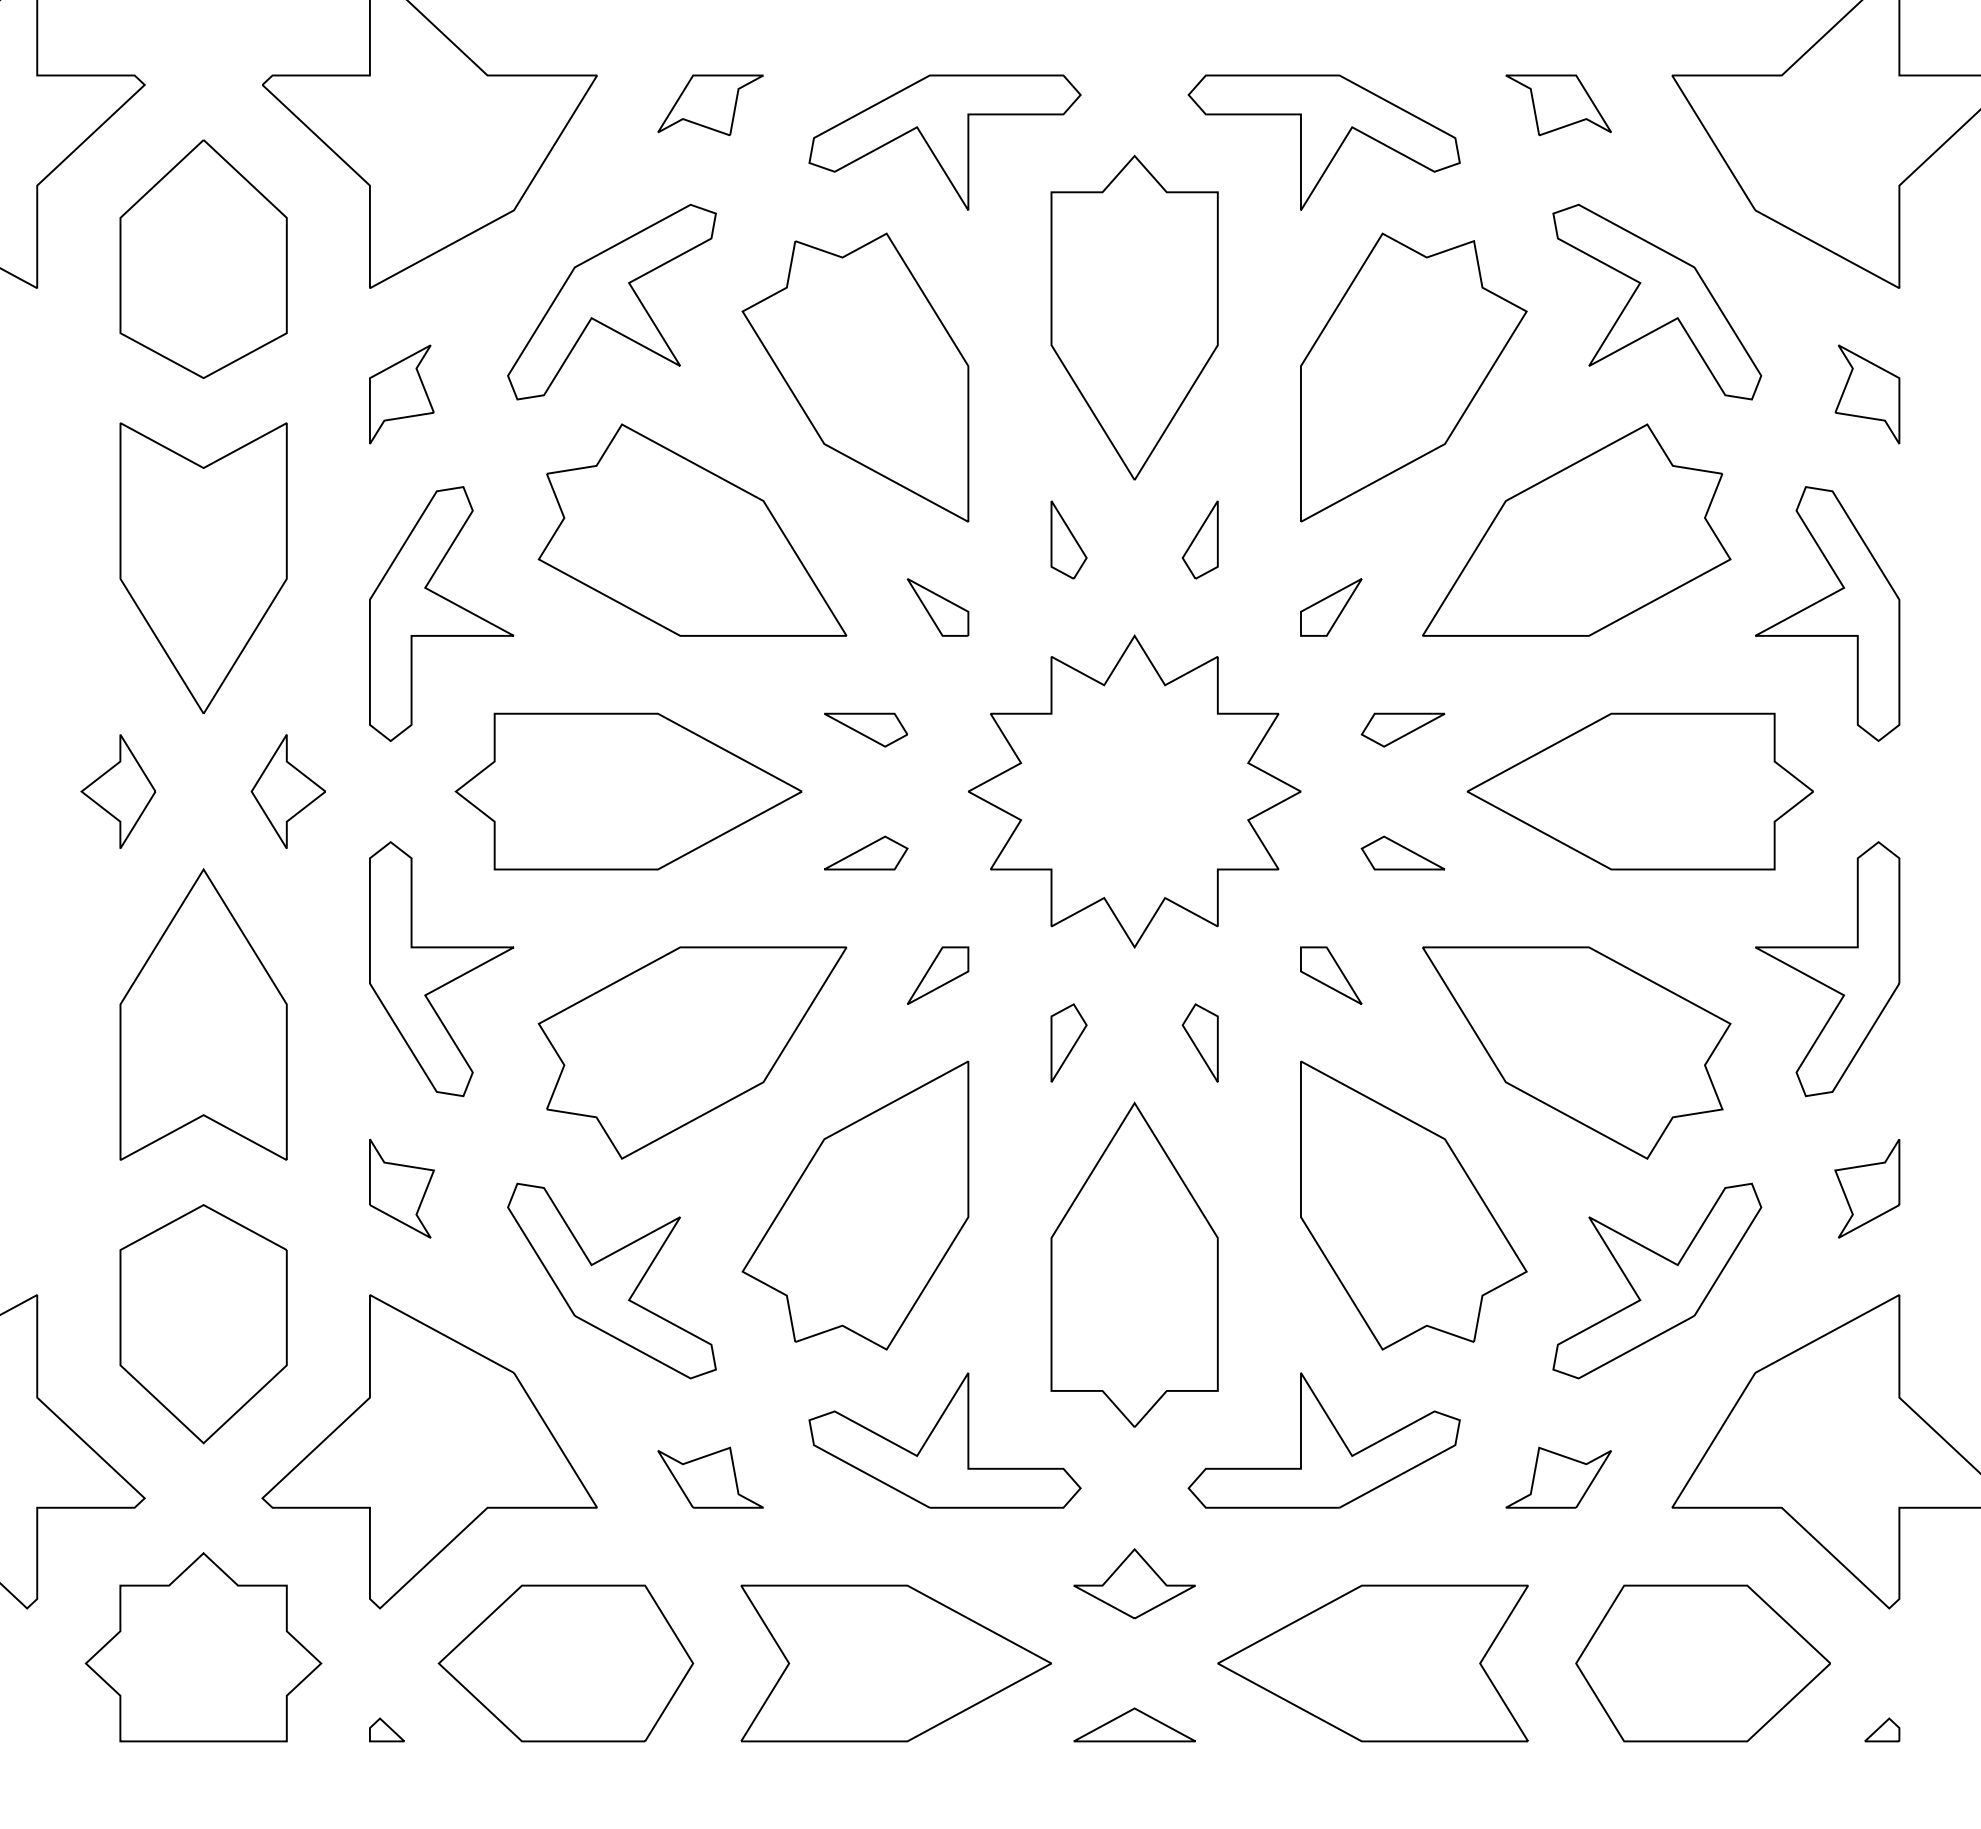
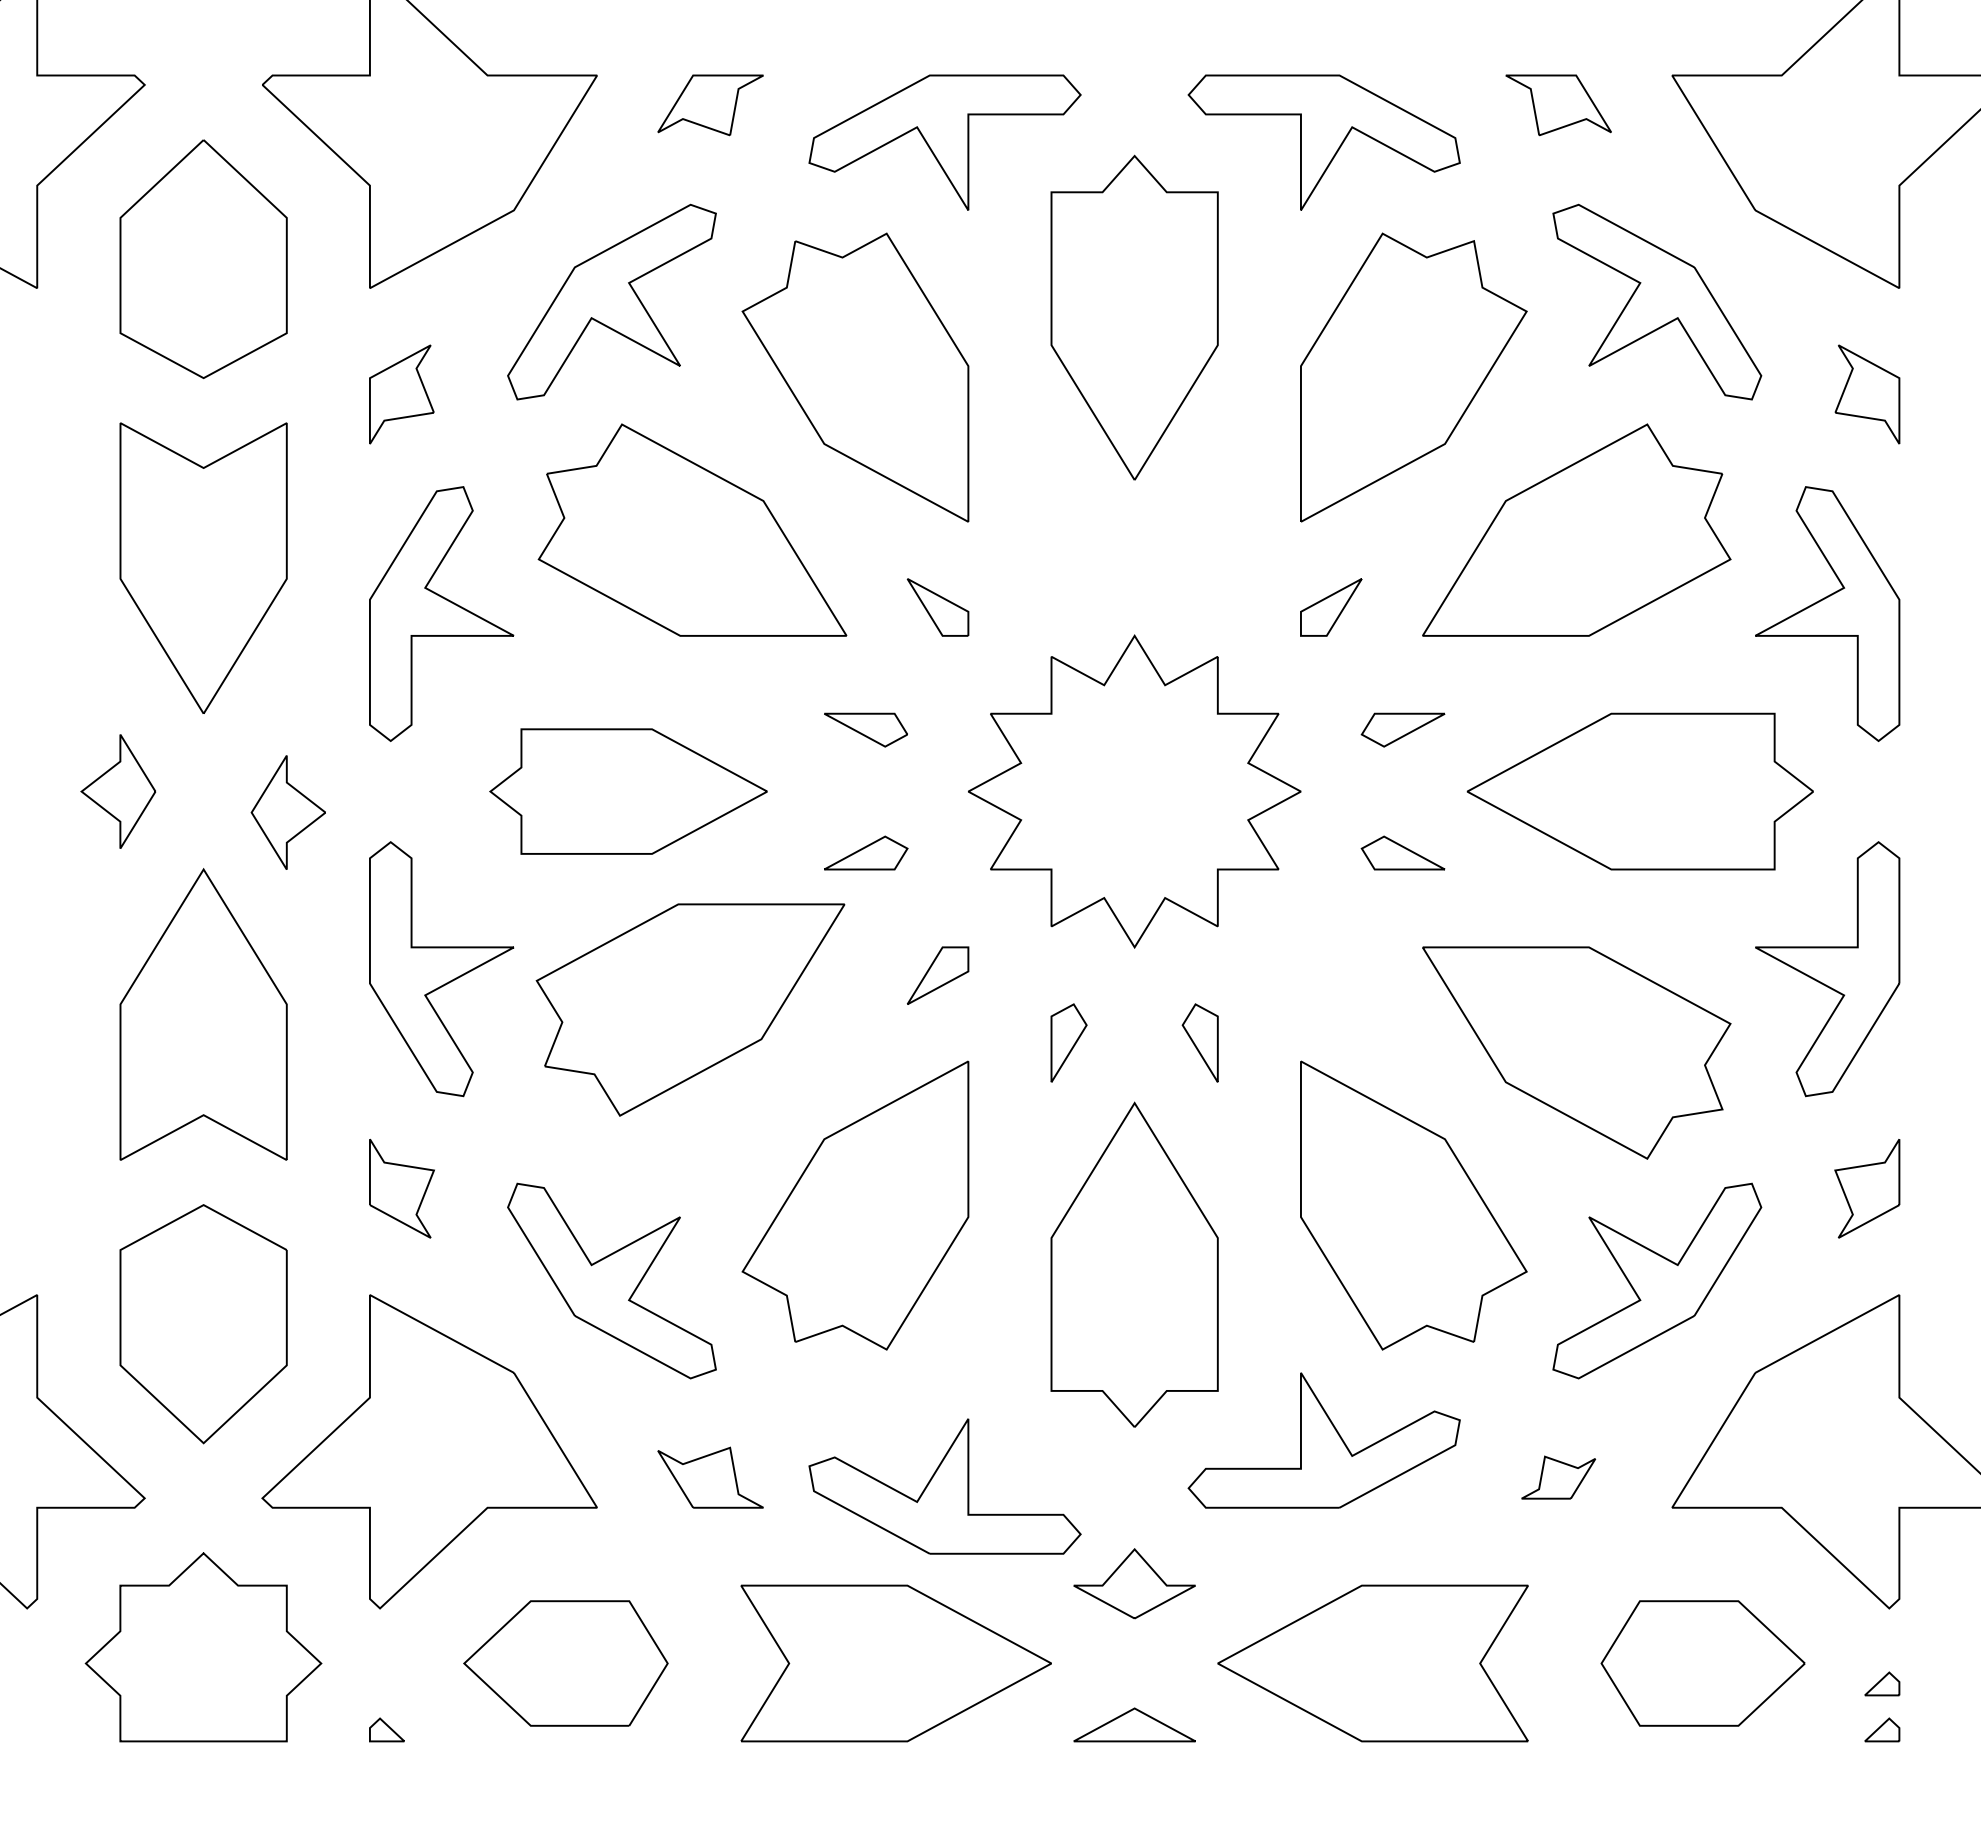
part: present -> none (1068, 539)
part: present -> none (1199, 539)
part position: (287, 791) -> (287, 812) (287, 812)
part size: 349x159 px -> 279x127 px (628, 791)
part: present -> none (1331, 975)
part position: (692, 1052) -> (690, 1009) (690, 1009)
part position: (944, 1440) -> (944, 1486) (944, 1486)
part size: 107x63 px -> 76x45 px (1558, 1477)
part size: 258x159 px -> 206x127 px (565, 1663)
part size: 256x159 px -> 206x127 px (1702, 1663)
part: none -> present (1882, 1683)
